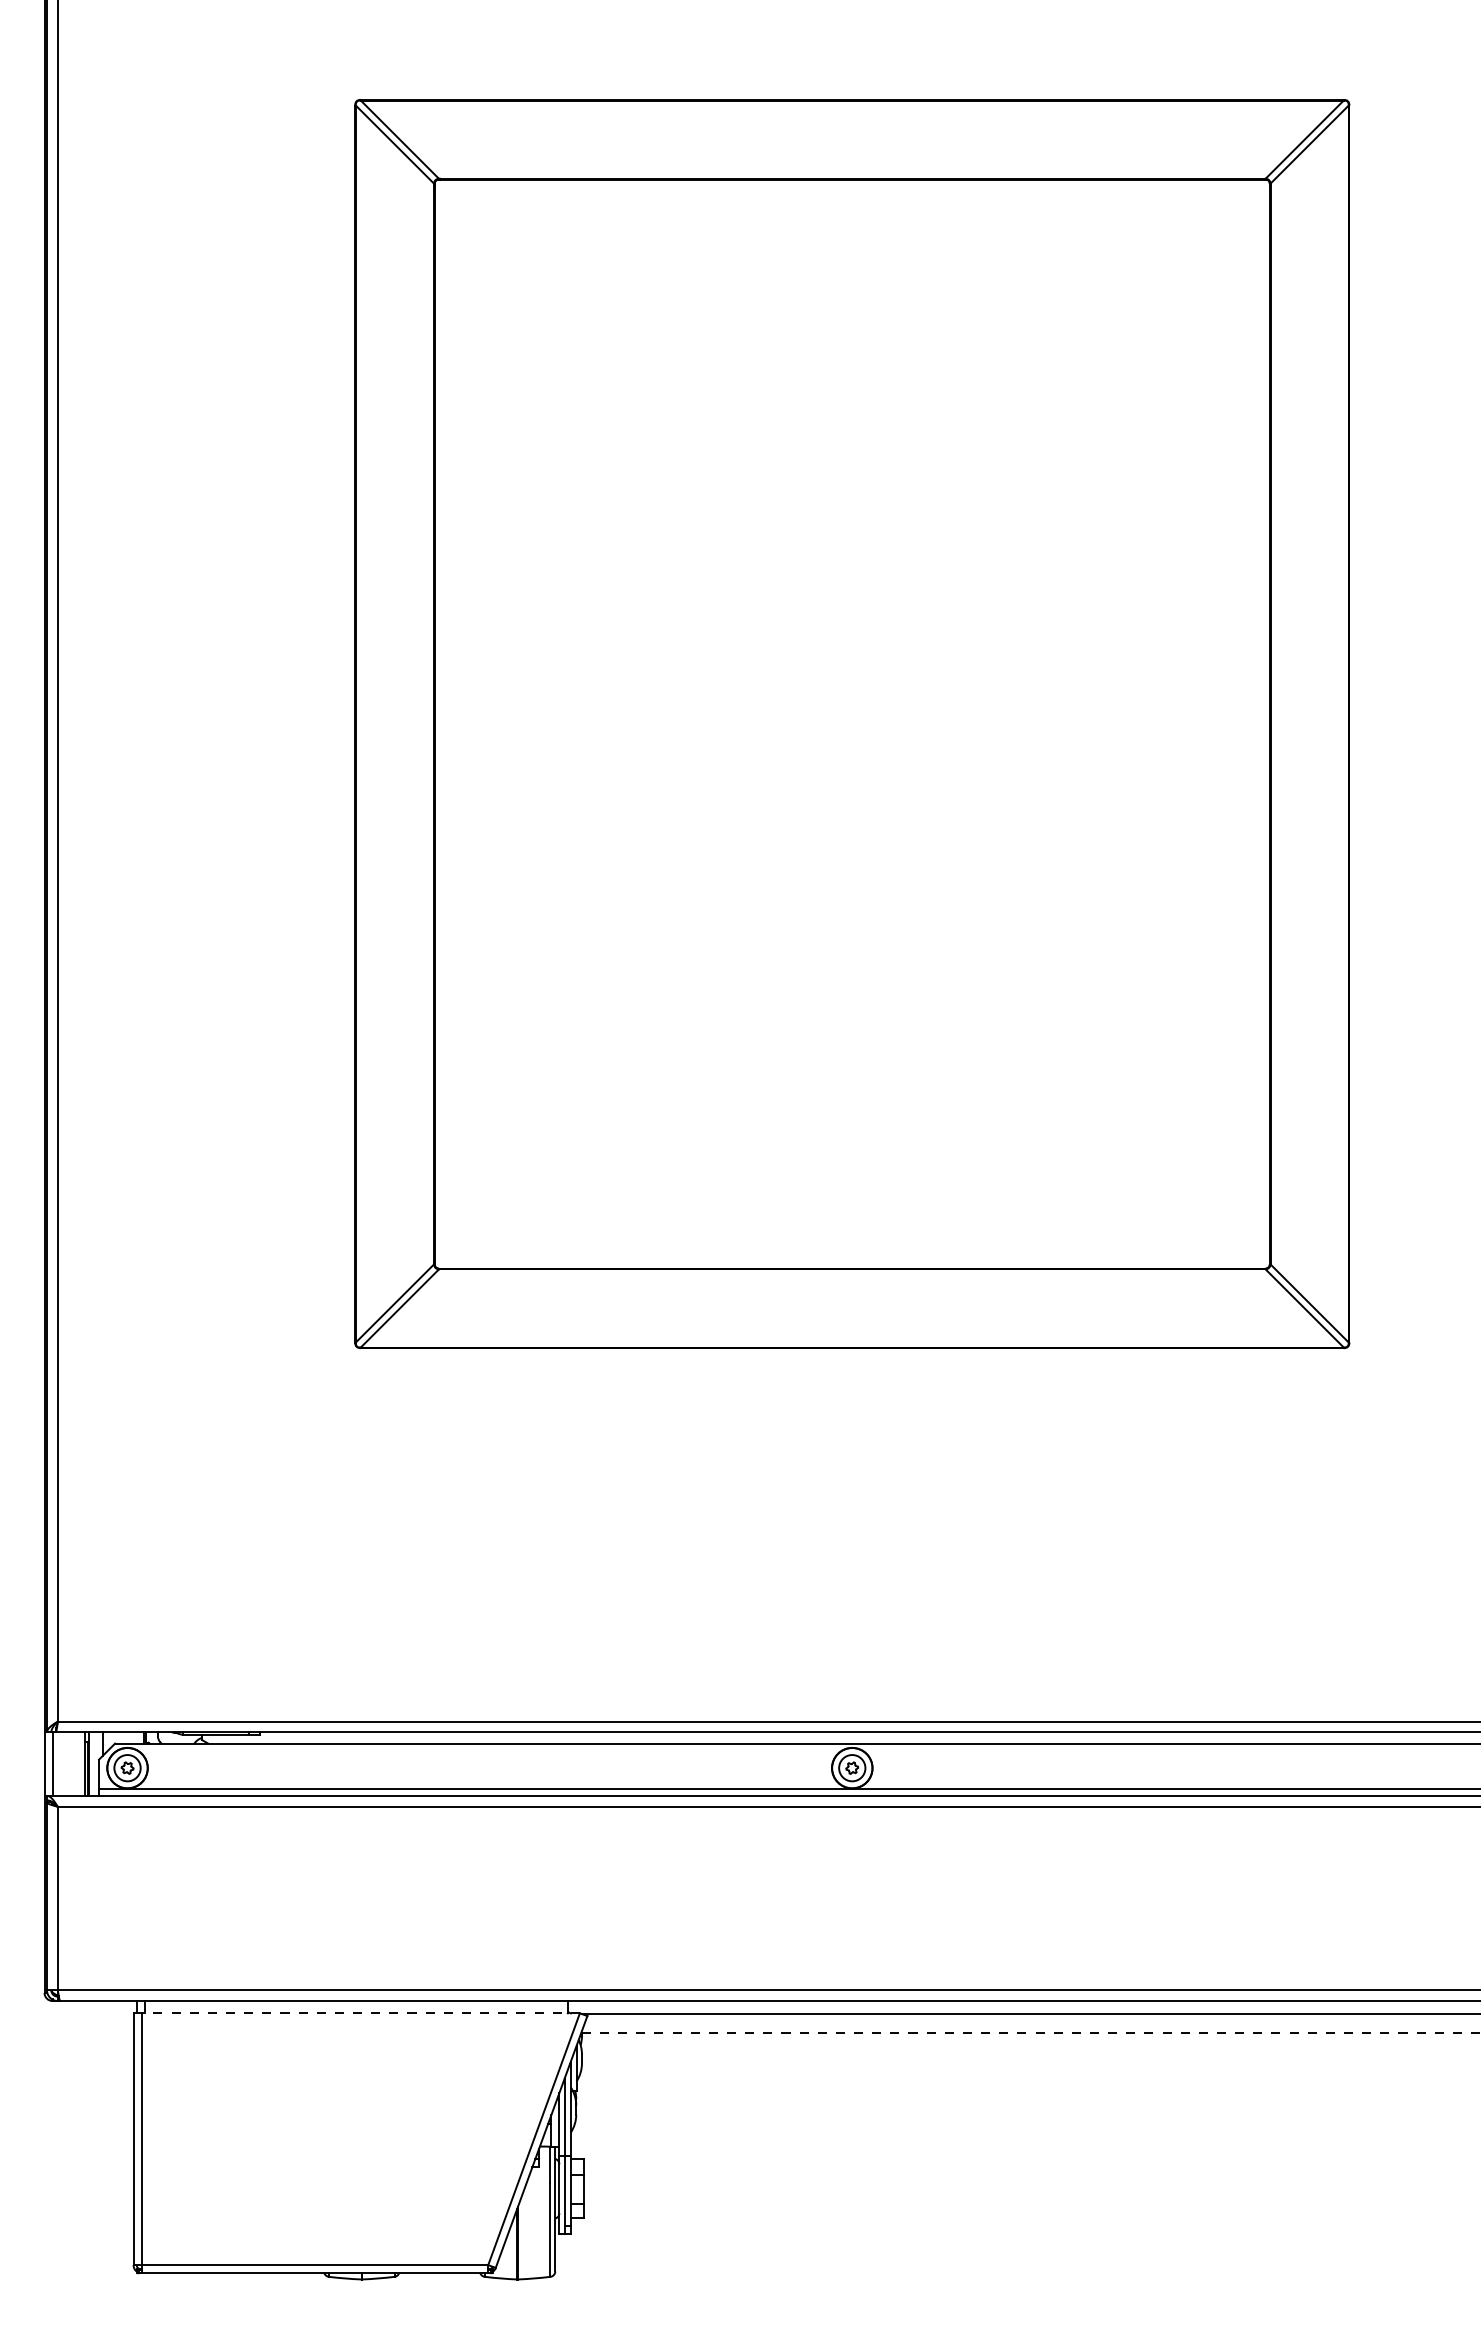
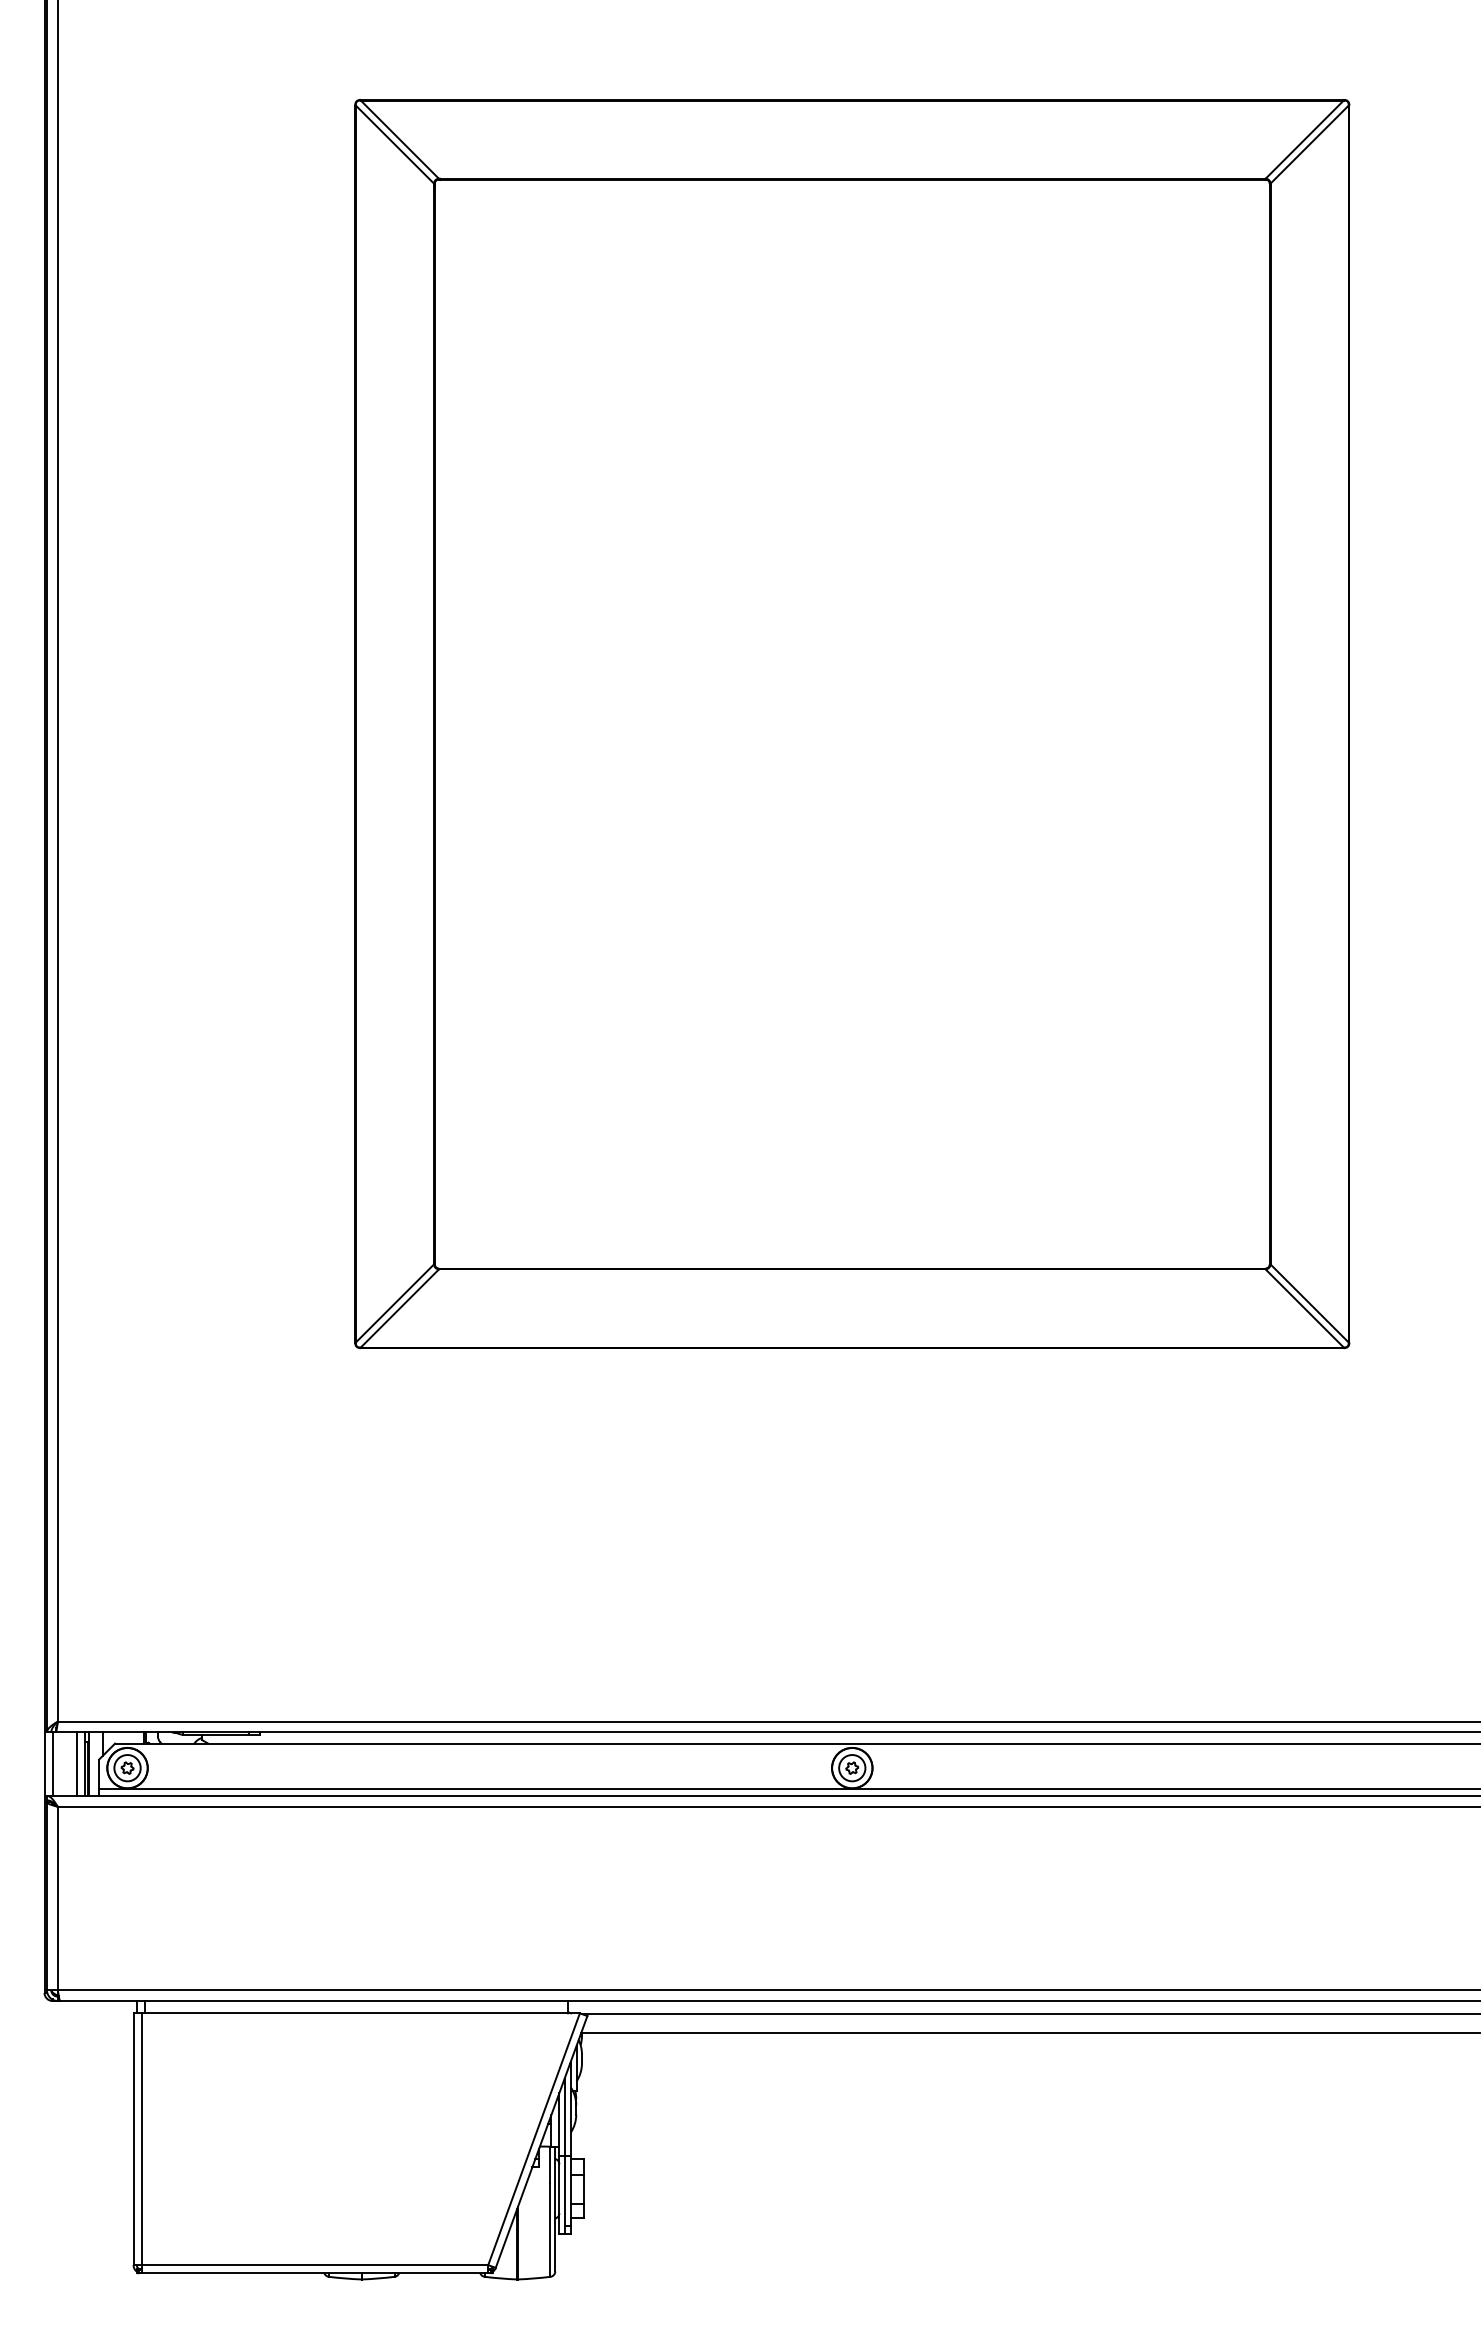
line: none -> present (77, 1763)
line: dashed -> solid (360, 2013)
line: dashed -> solid (1030, 2033)
